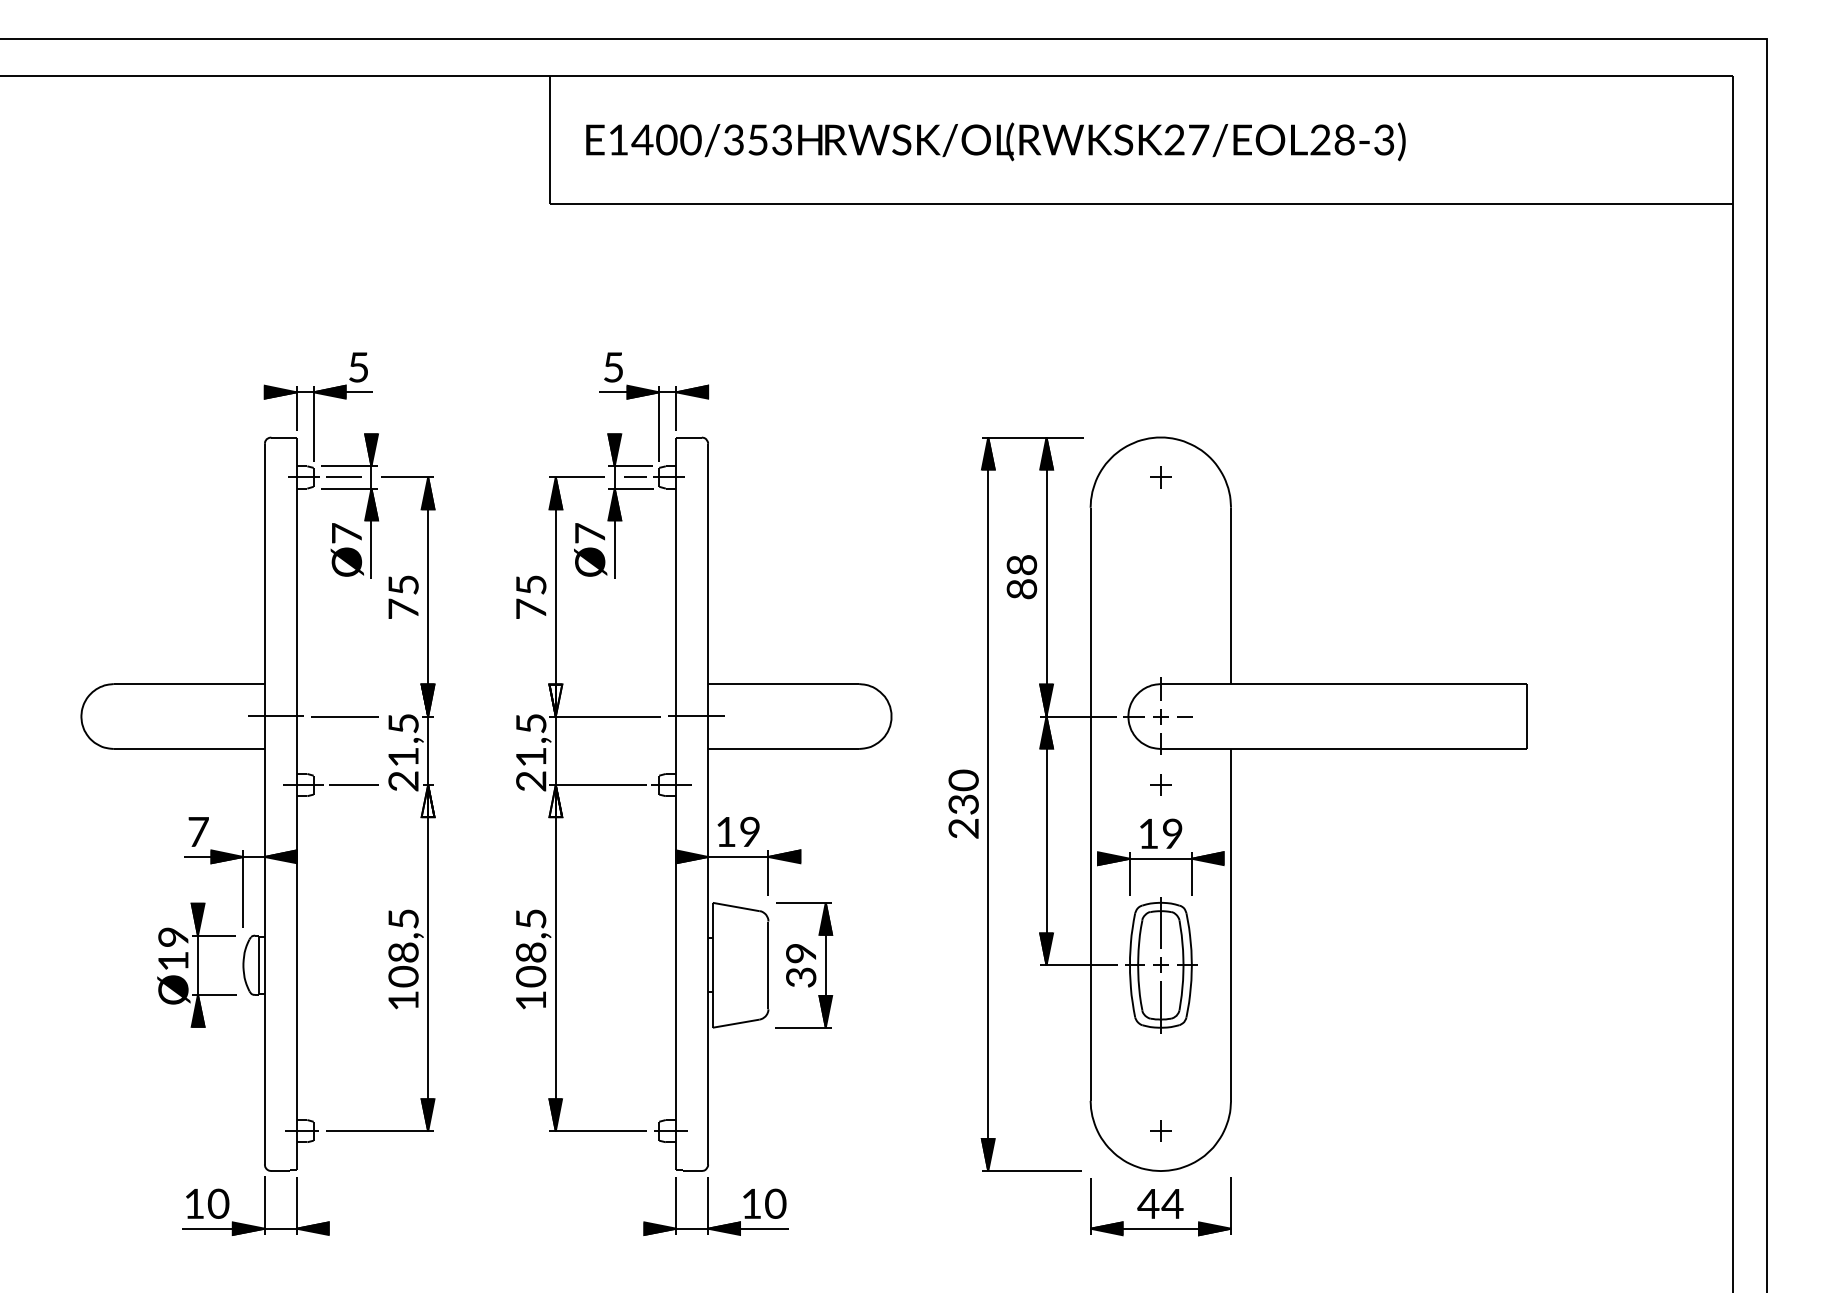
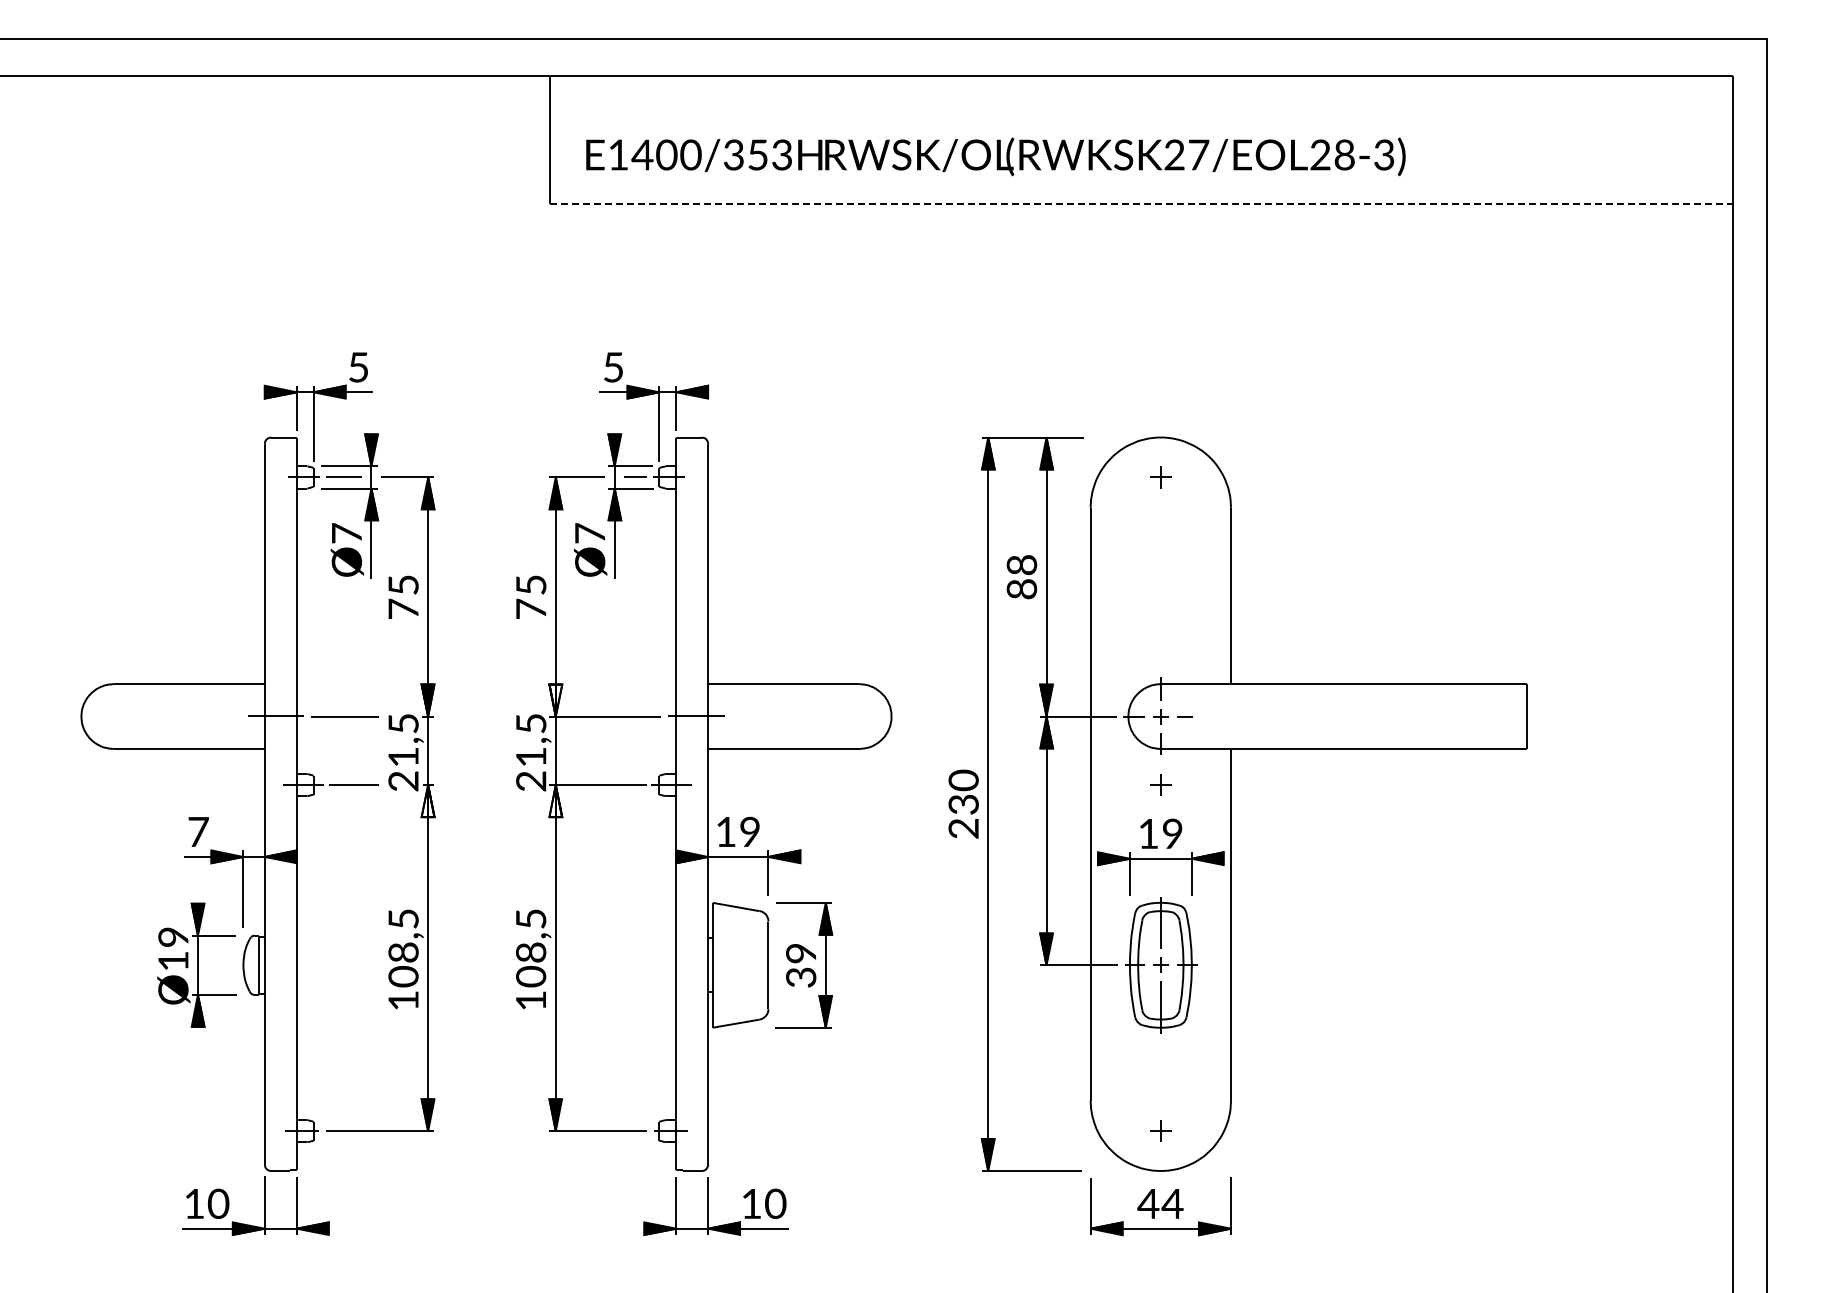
text position: (995, 141) -> (995, 156) (995, 156)
line: solid -> dashed (1142, 203)
